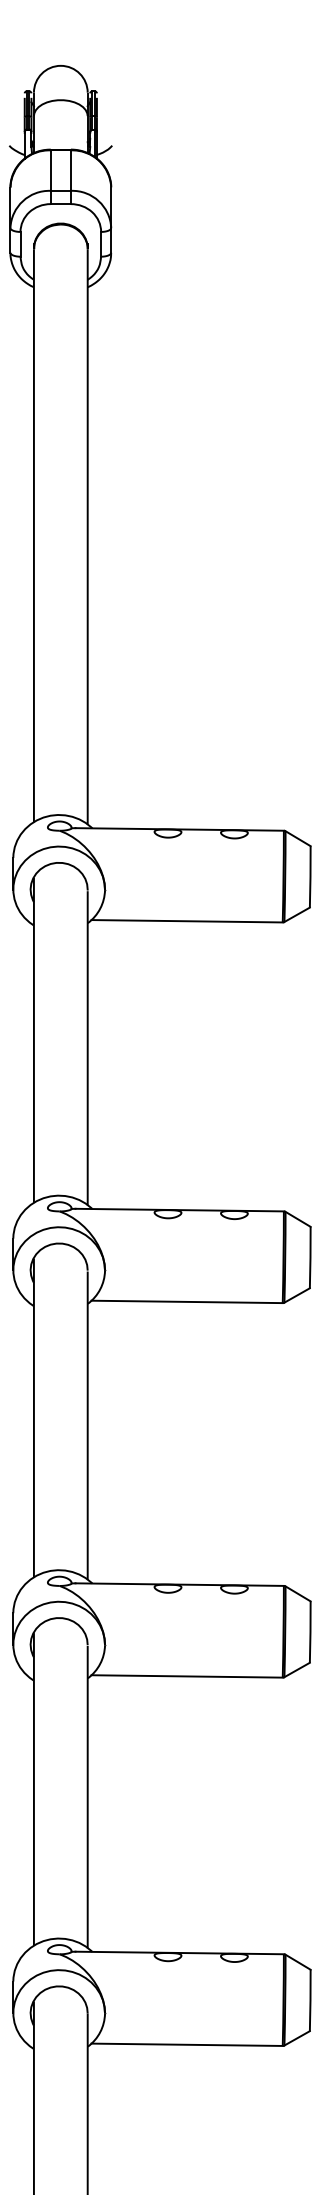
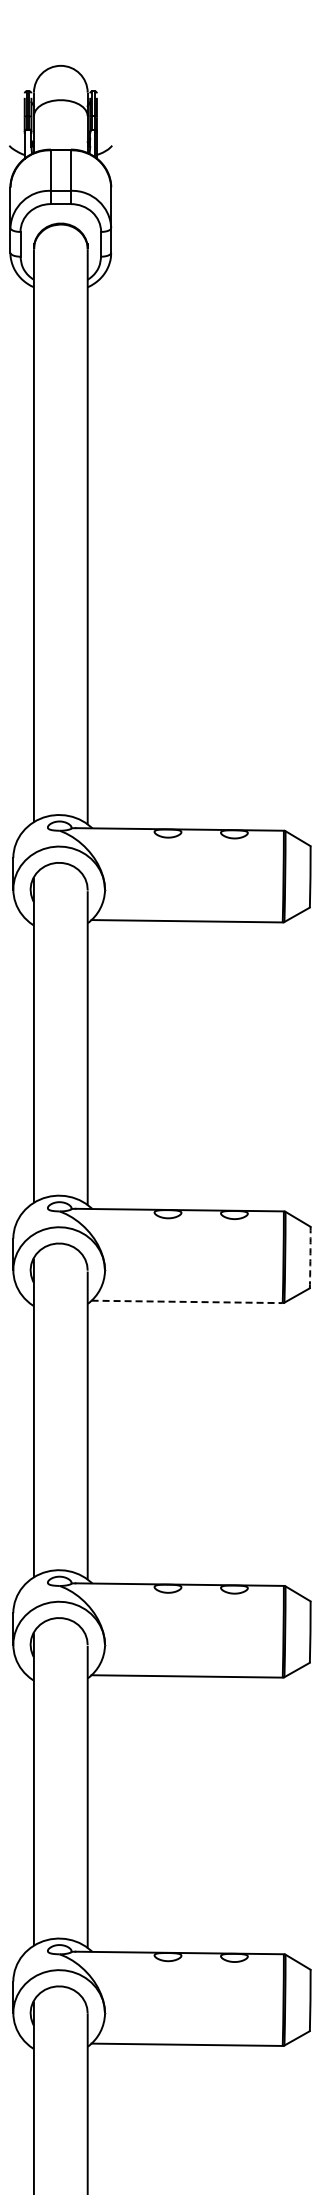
arc: solid -> dashed (310, 1257)
line: solid -> dashed (187, 1301)
